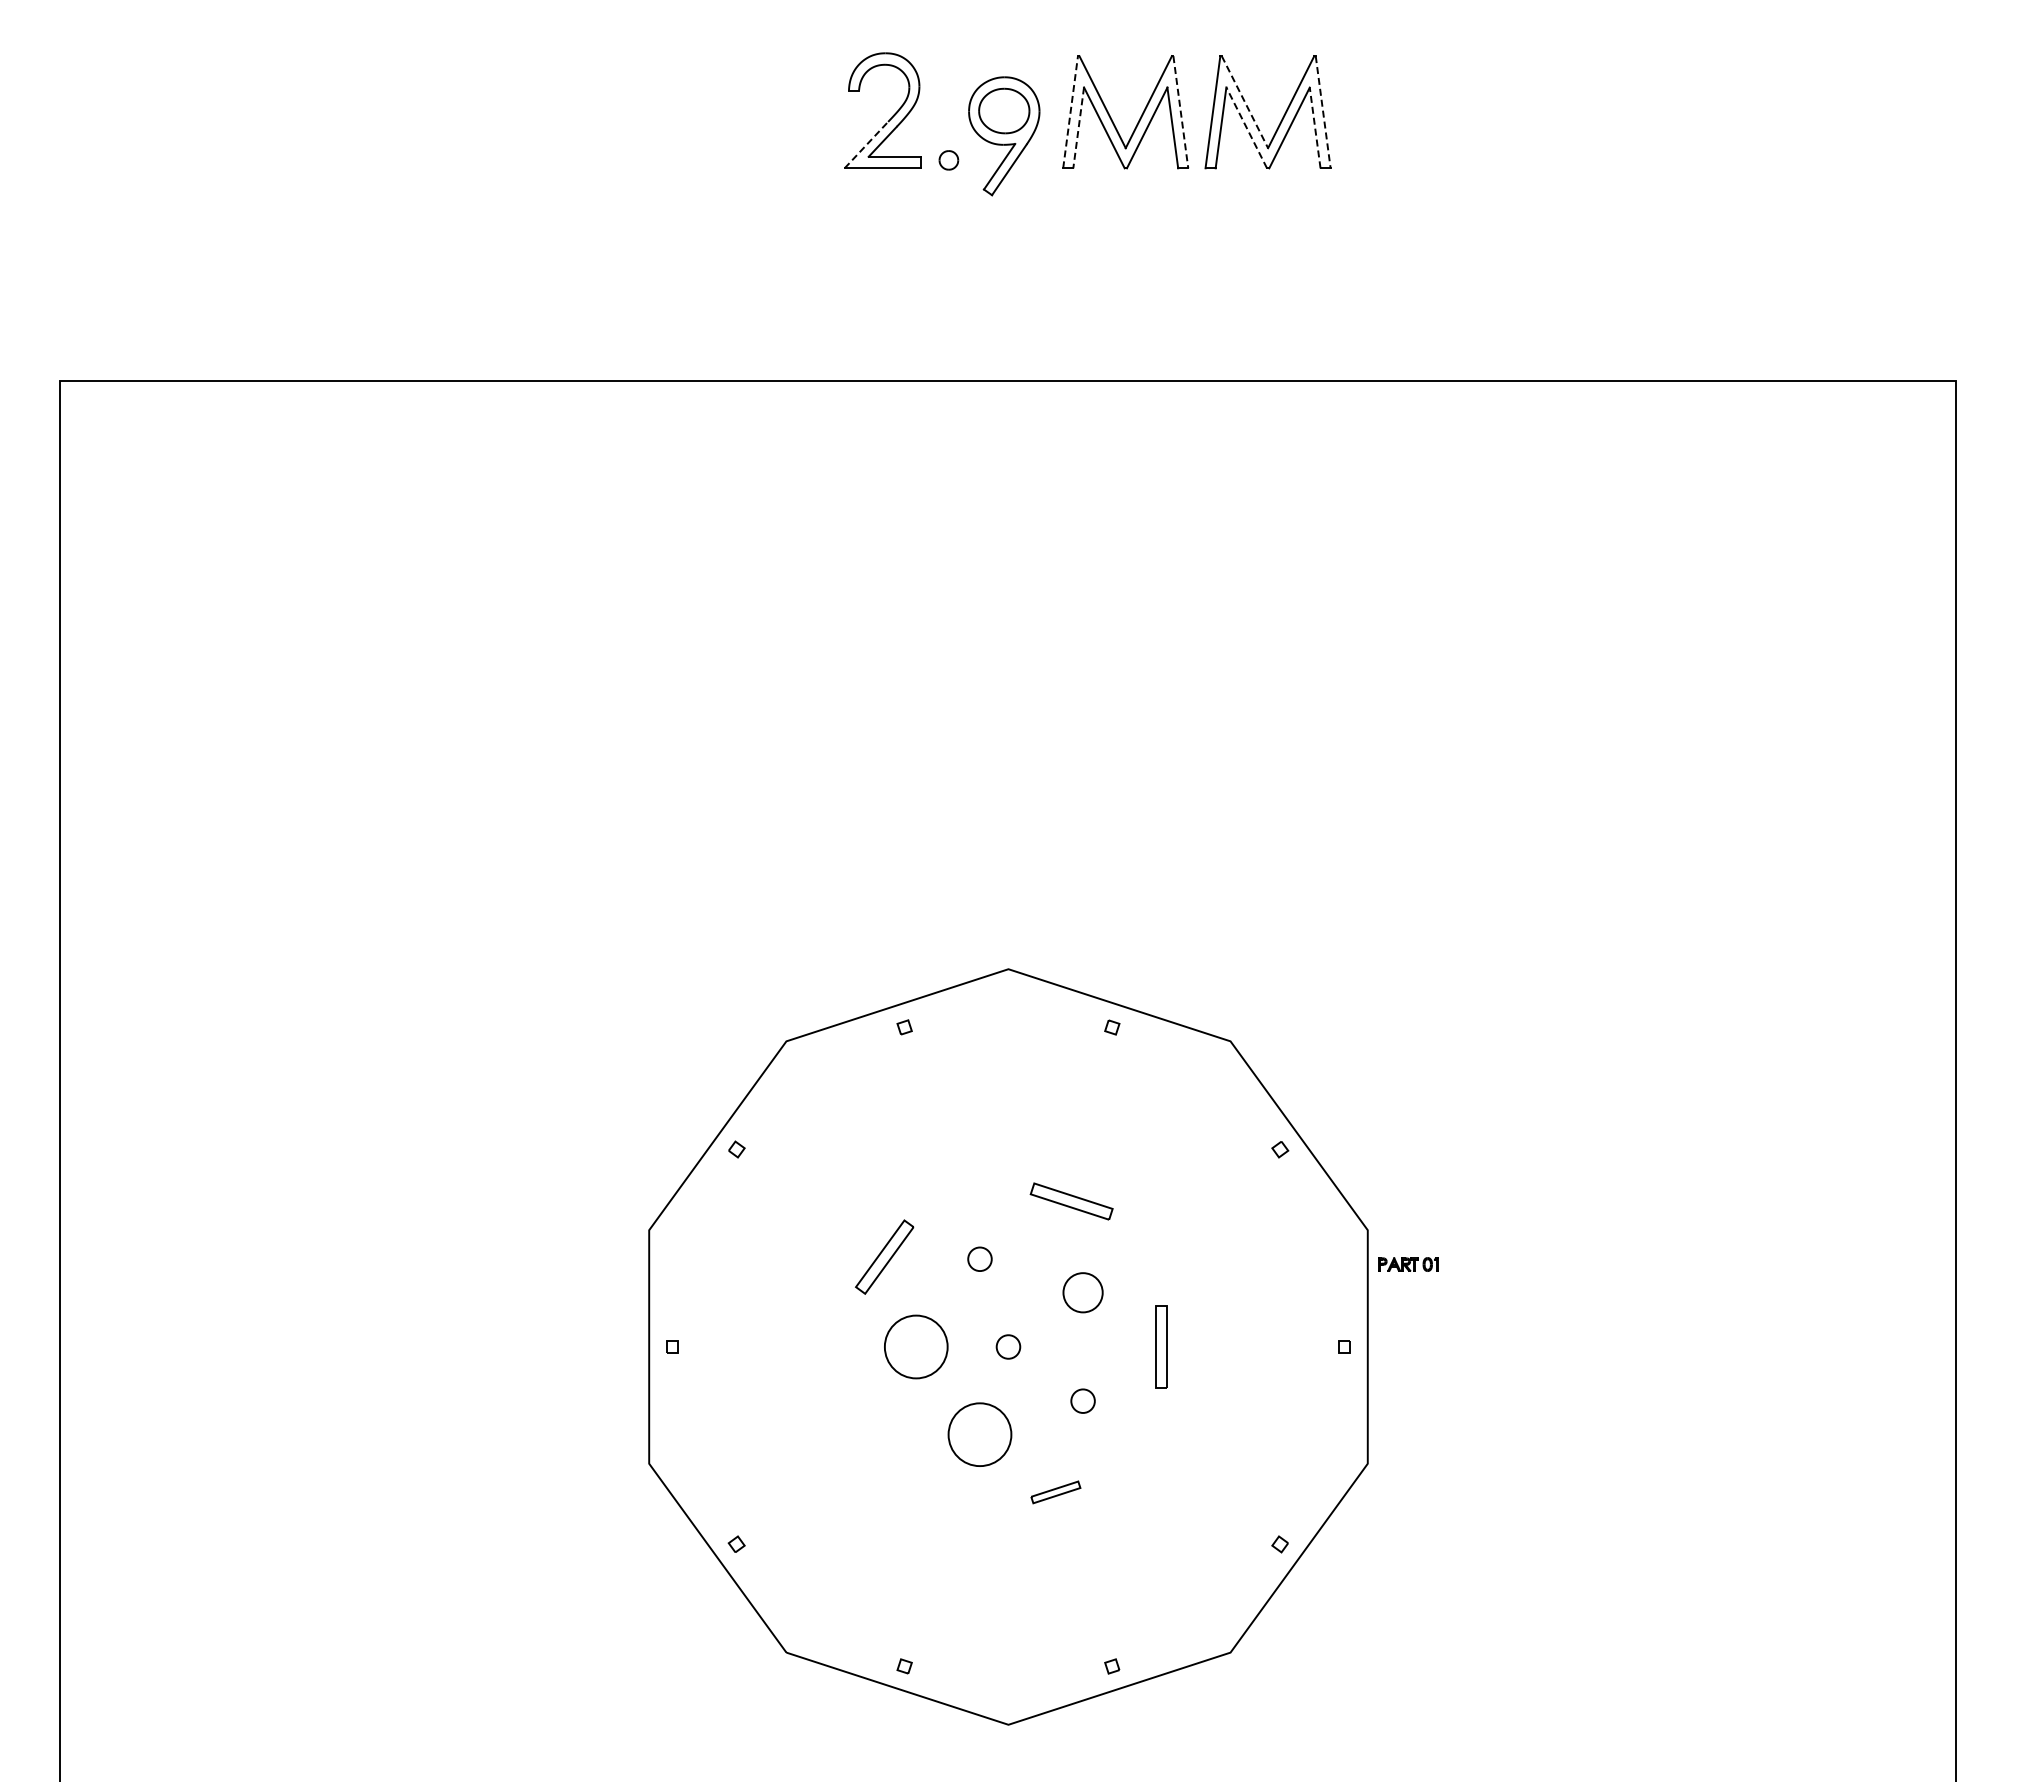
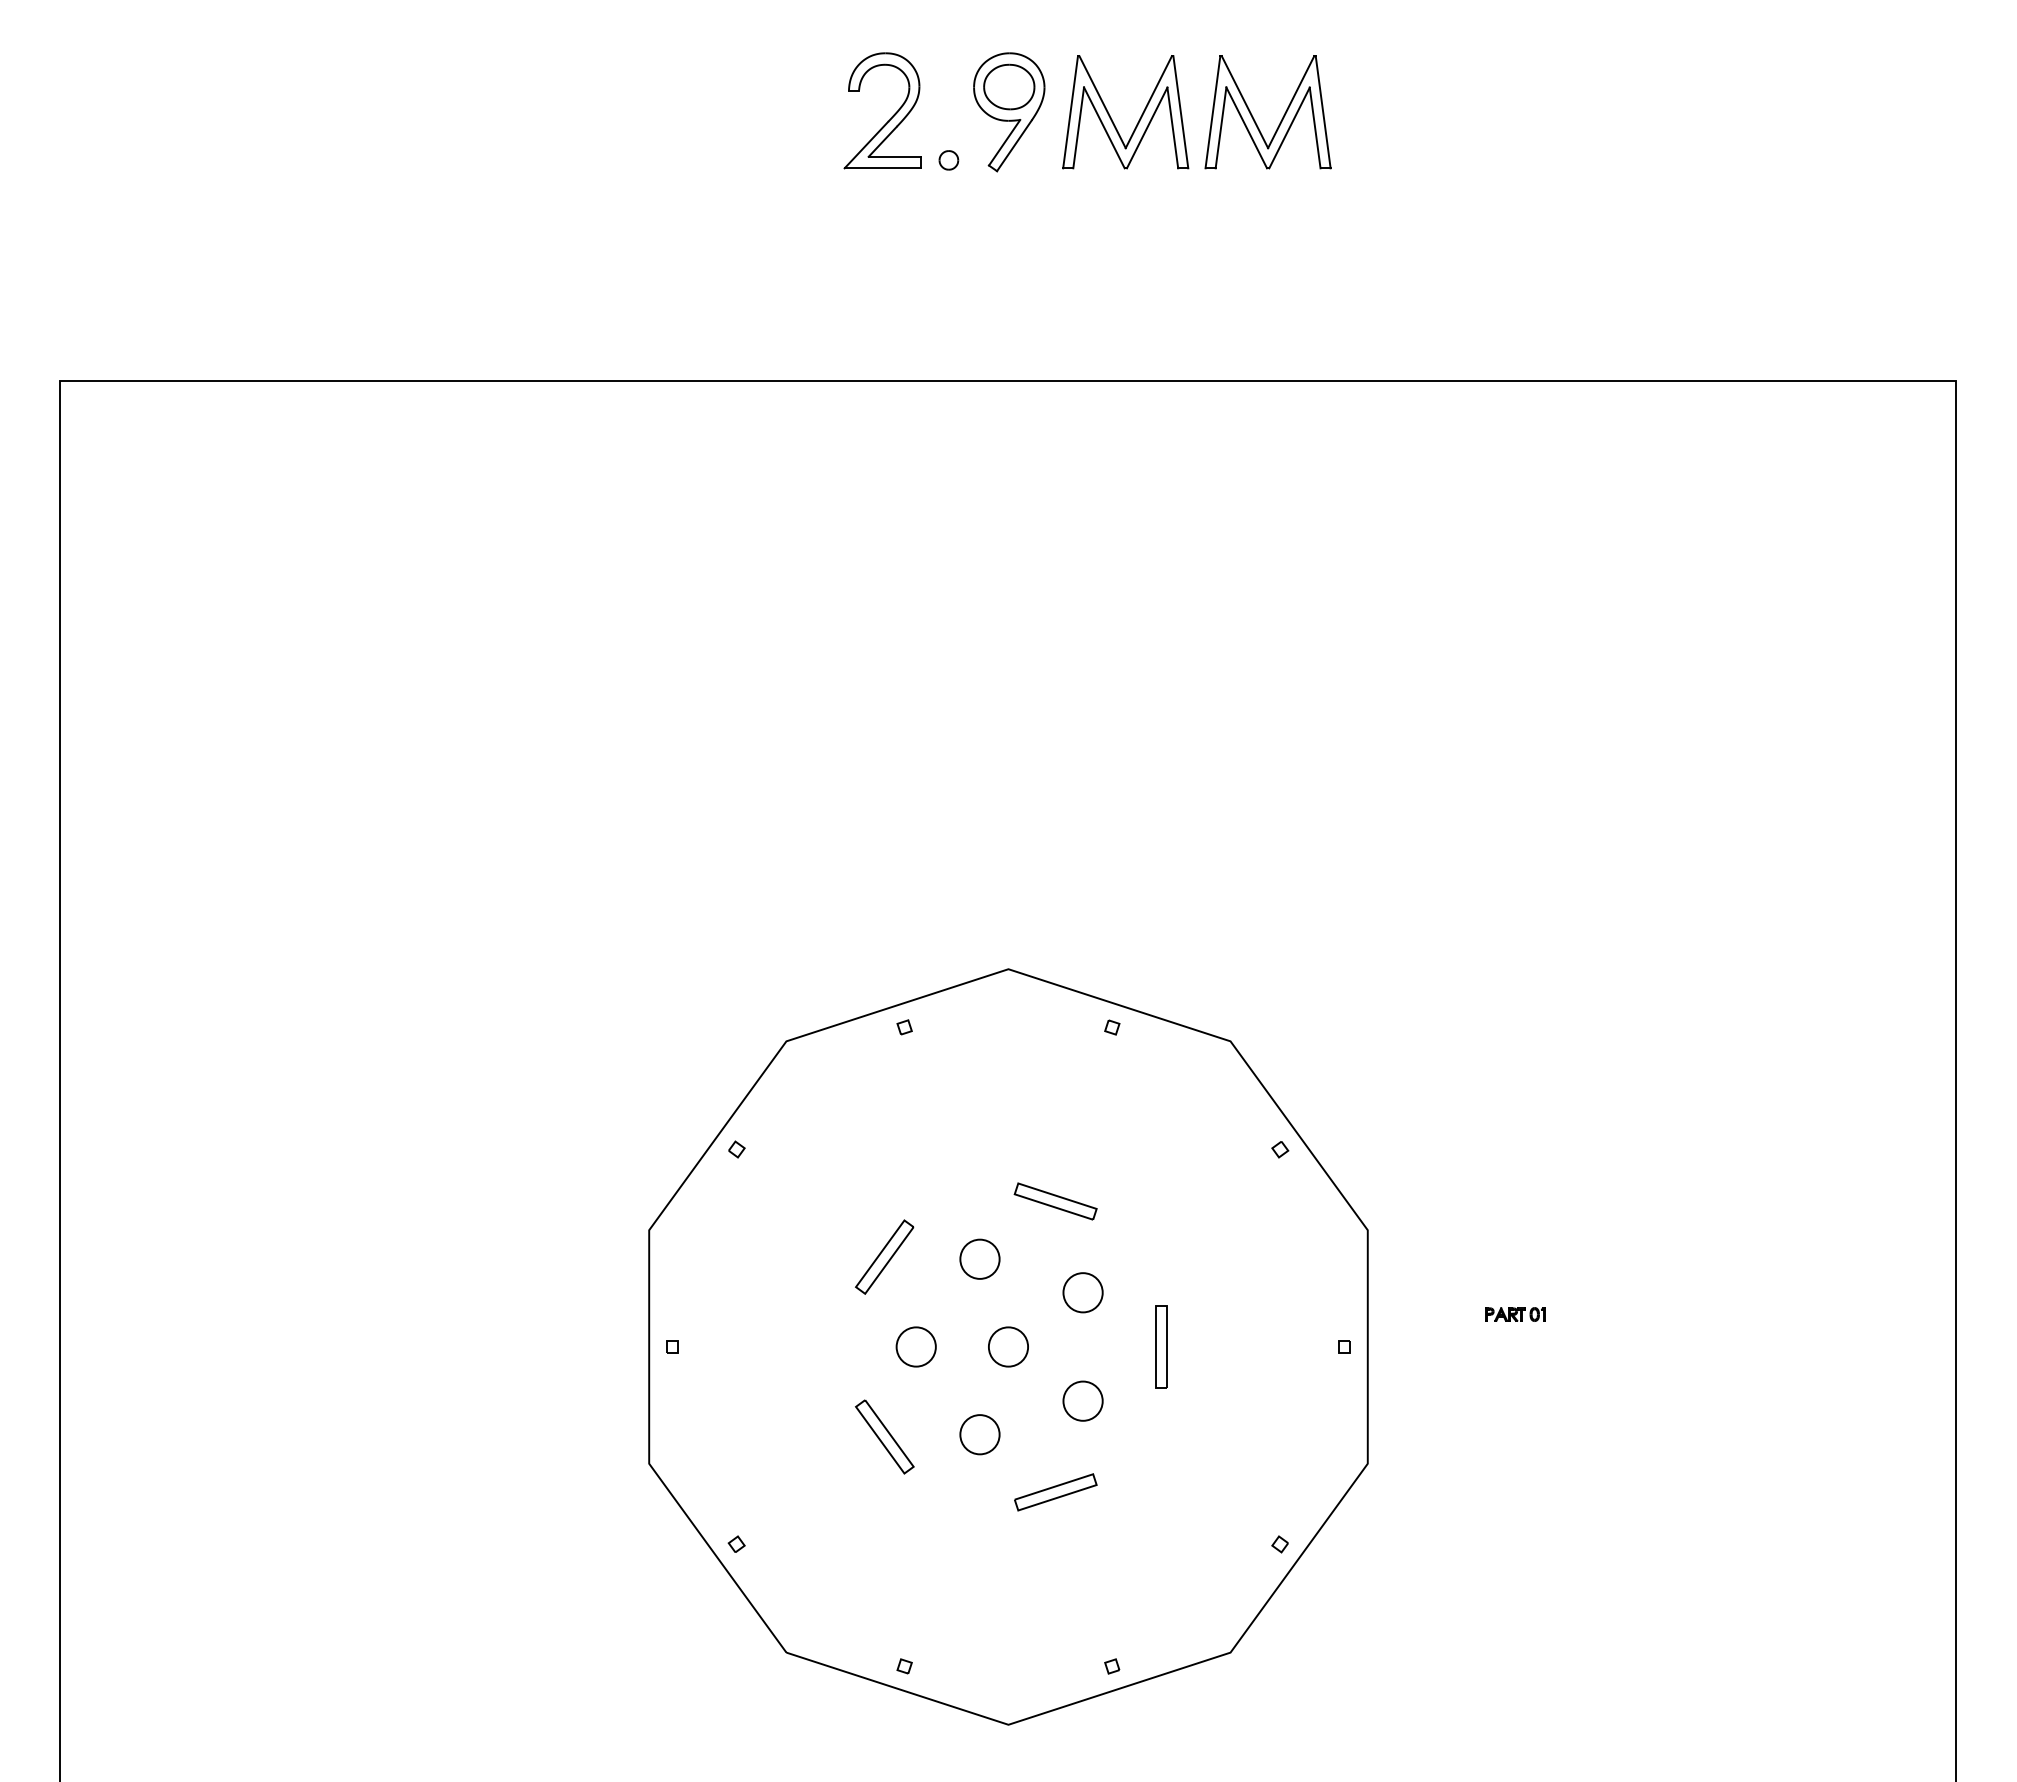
line: dashed -> solid (1244, 102)
line: dashed -> solid (1070, 112)
line: dashed -> solid (1180, 112)
line: dashed -> solid (1323, 112)
line: dashed -> solid (1078, 127)
line: dashed -> solid (1246, 127)
line: dashed -> solid (1315, 127)
part position: (1004, 136) -> (1009, 112) (1009, 112)
line: dashed -> solid (866, 145)
part position: (1071, 1201) -> (1055, 1201) (1055, 1201)
circle diameter: 24 px -> 39 px (979, 1258)
part position: (1408, 1264) -> (1515, 1314) (1515, 1314)
circle diameter: 63 px -> 39 px (915, 1346)
circle diameter: 24 px -> 39 px (1008, 1346)
circle diameter: 24 px -> 39 px (1082, 1400)
circle diameter: 63 px -> 39 px (979, 1434)
part: none -> present (884, 1436)
part size: 52x25 px -> 84x39 px (1055, 1492)
